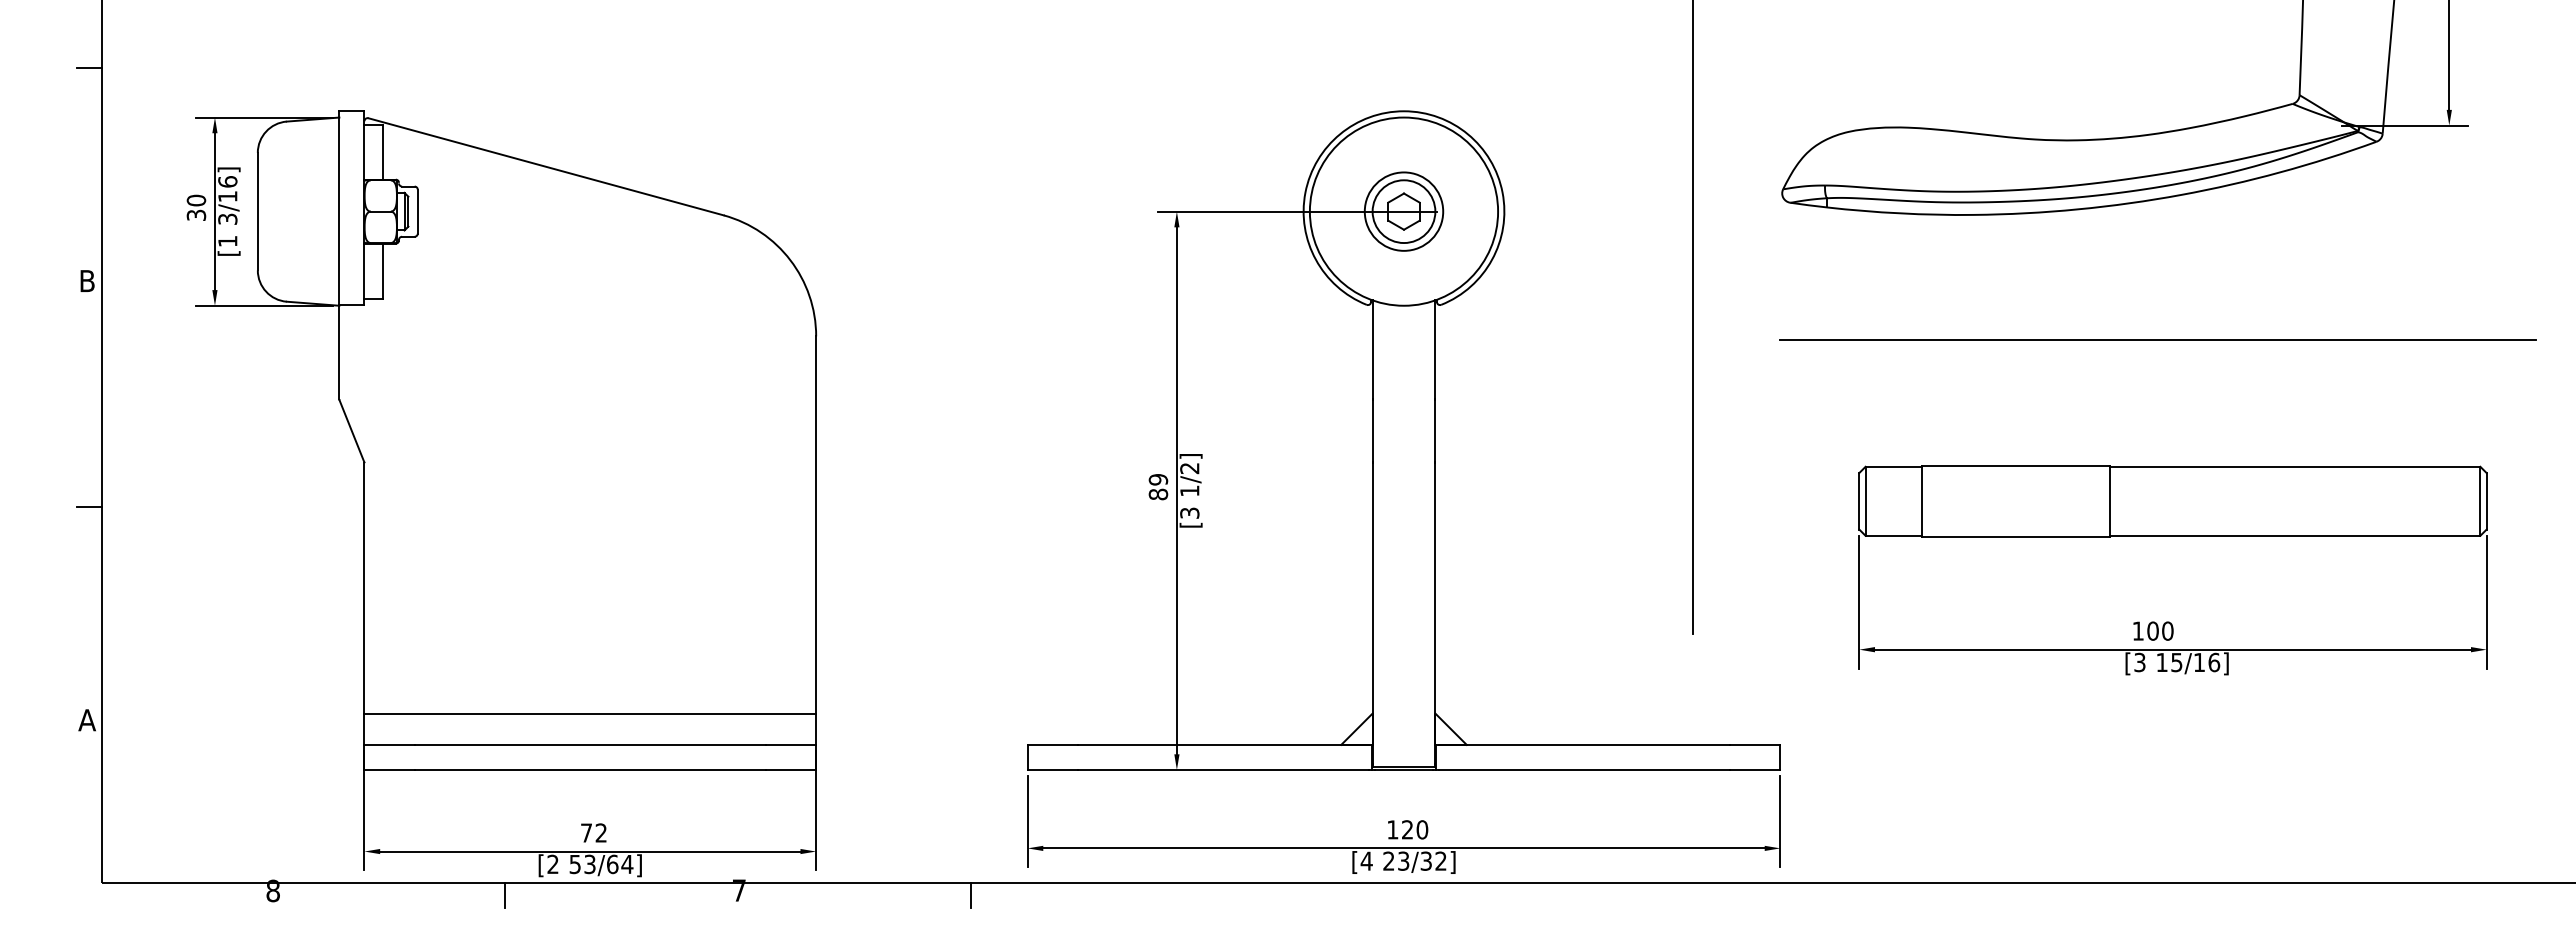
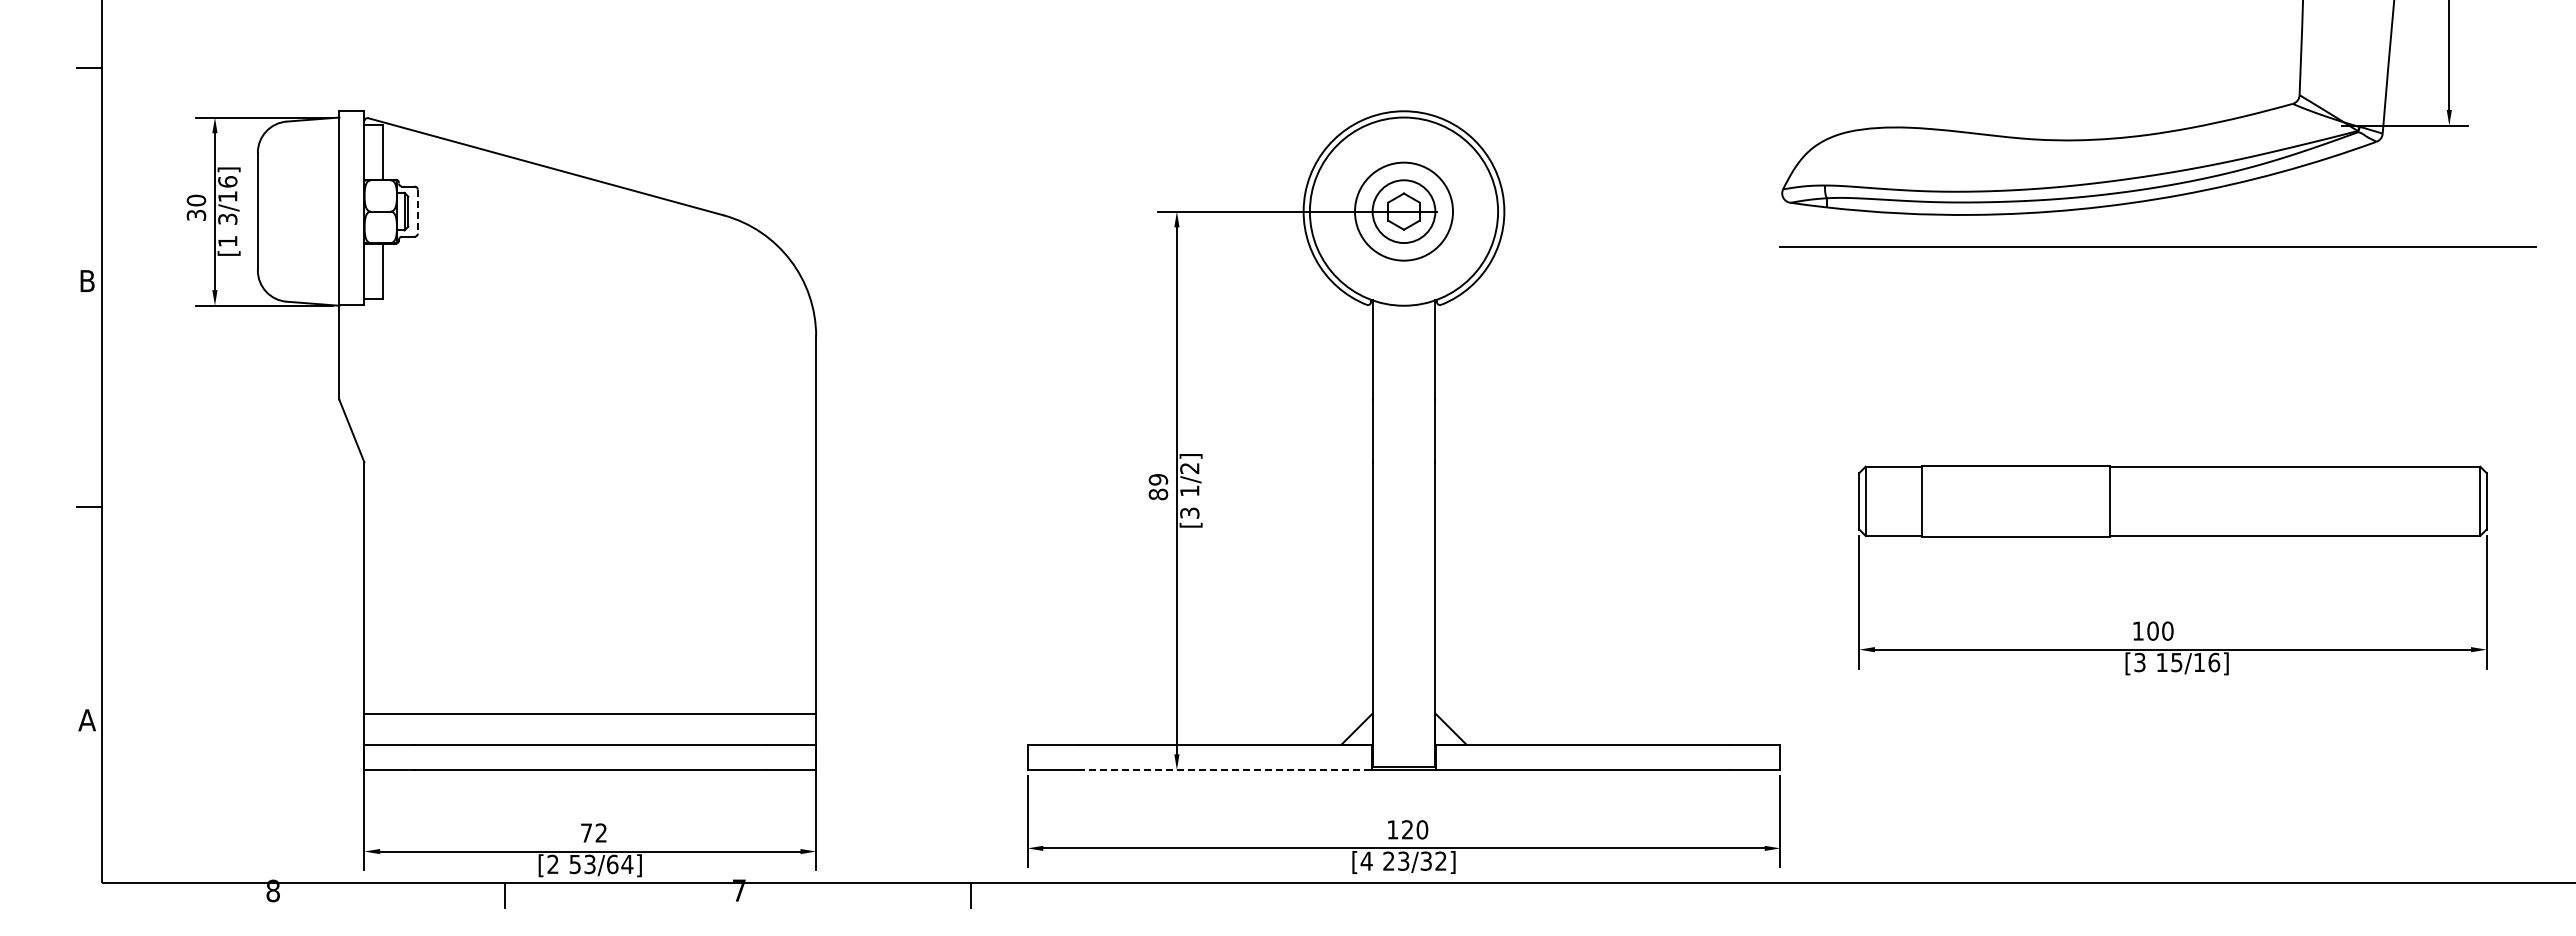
line: solid -> dashed (417, 211)
circle diameter: 78 px -> 98 px (1403, 211)
line: present -> none (1693, 318)
line position: (2157, 339) -> (2157, 246) (2157, 246)
line: solid -> dashed (1223, 770)
